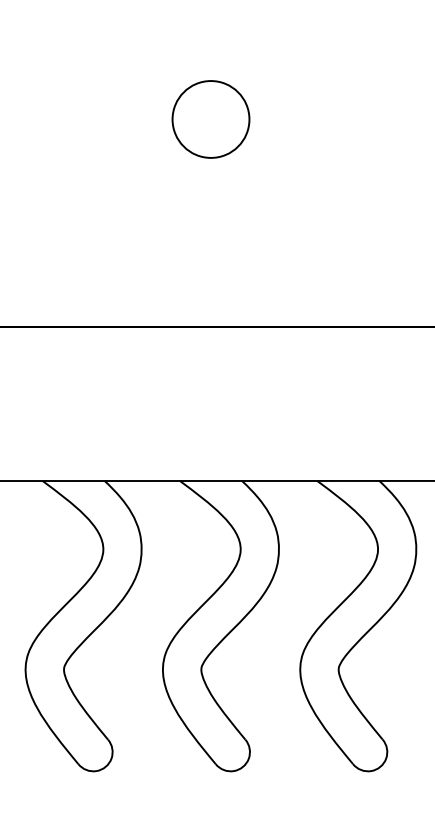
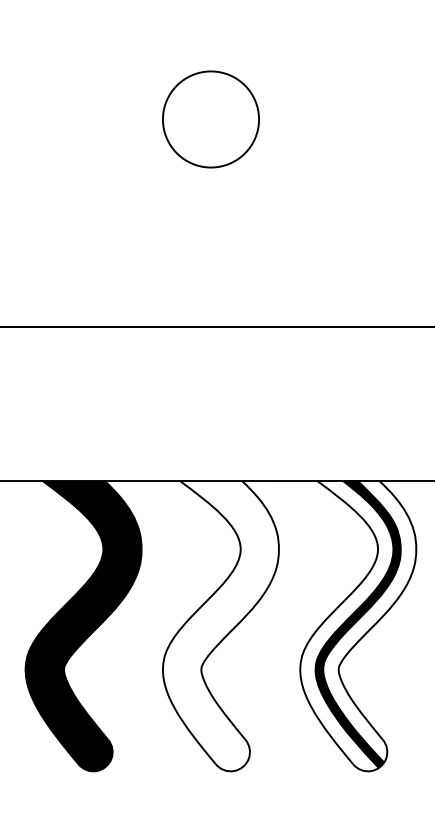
circle diameter: 77 px -> 96 px (210, 119)
fill: none -> present (357, 624)
fill: none -> present (83, 626)
